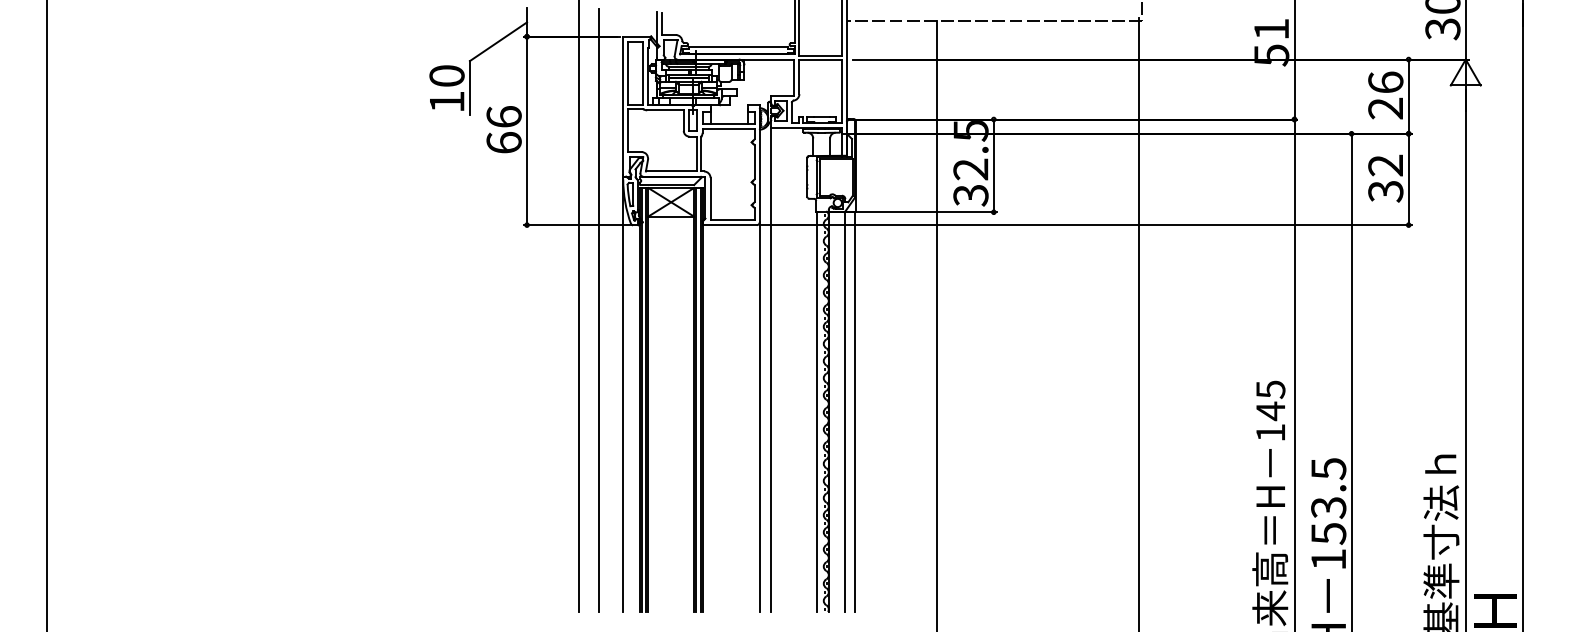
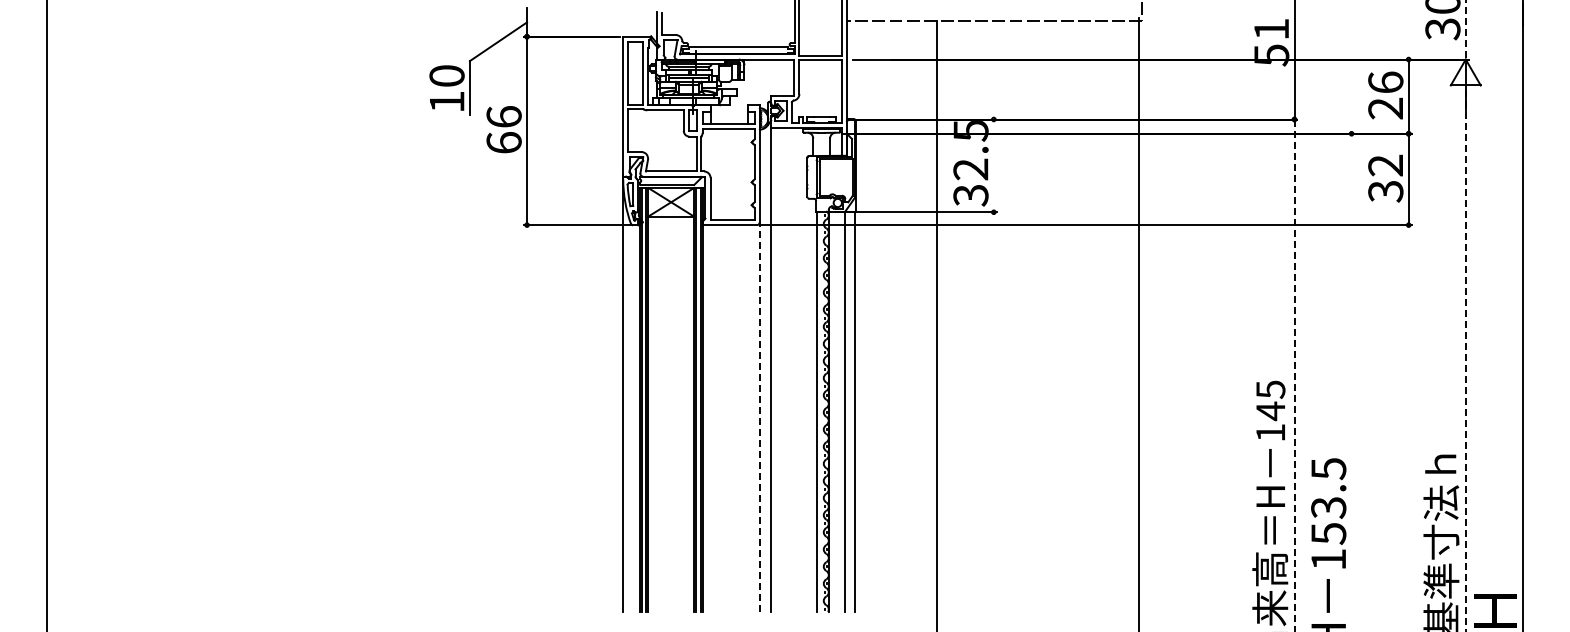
line: solid -> dashed (1465, 30)
line: present -> none (993, 165)
line: present -> none (579, 307)
line: present -> none (599, 310)
line: solid -> dashed (1465, 360)
line: solid -> dashed (1294, 375)
line: present -> none (1351, 380)
line: solid -> dashed (759, 417)
